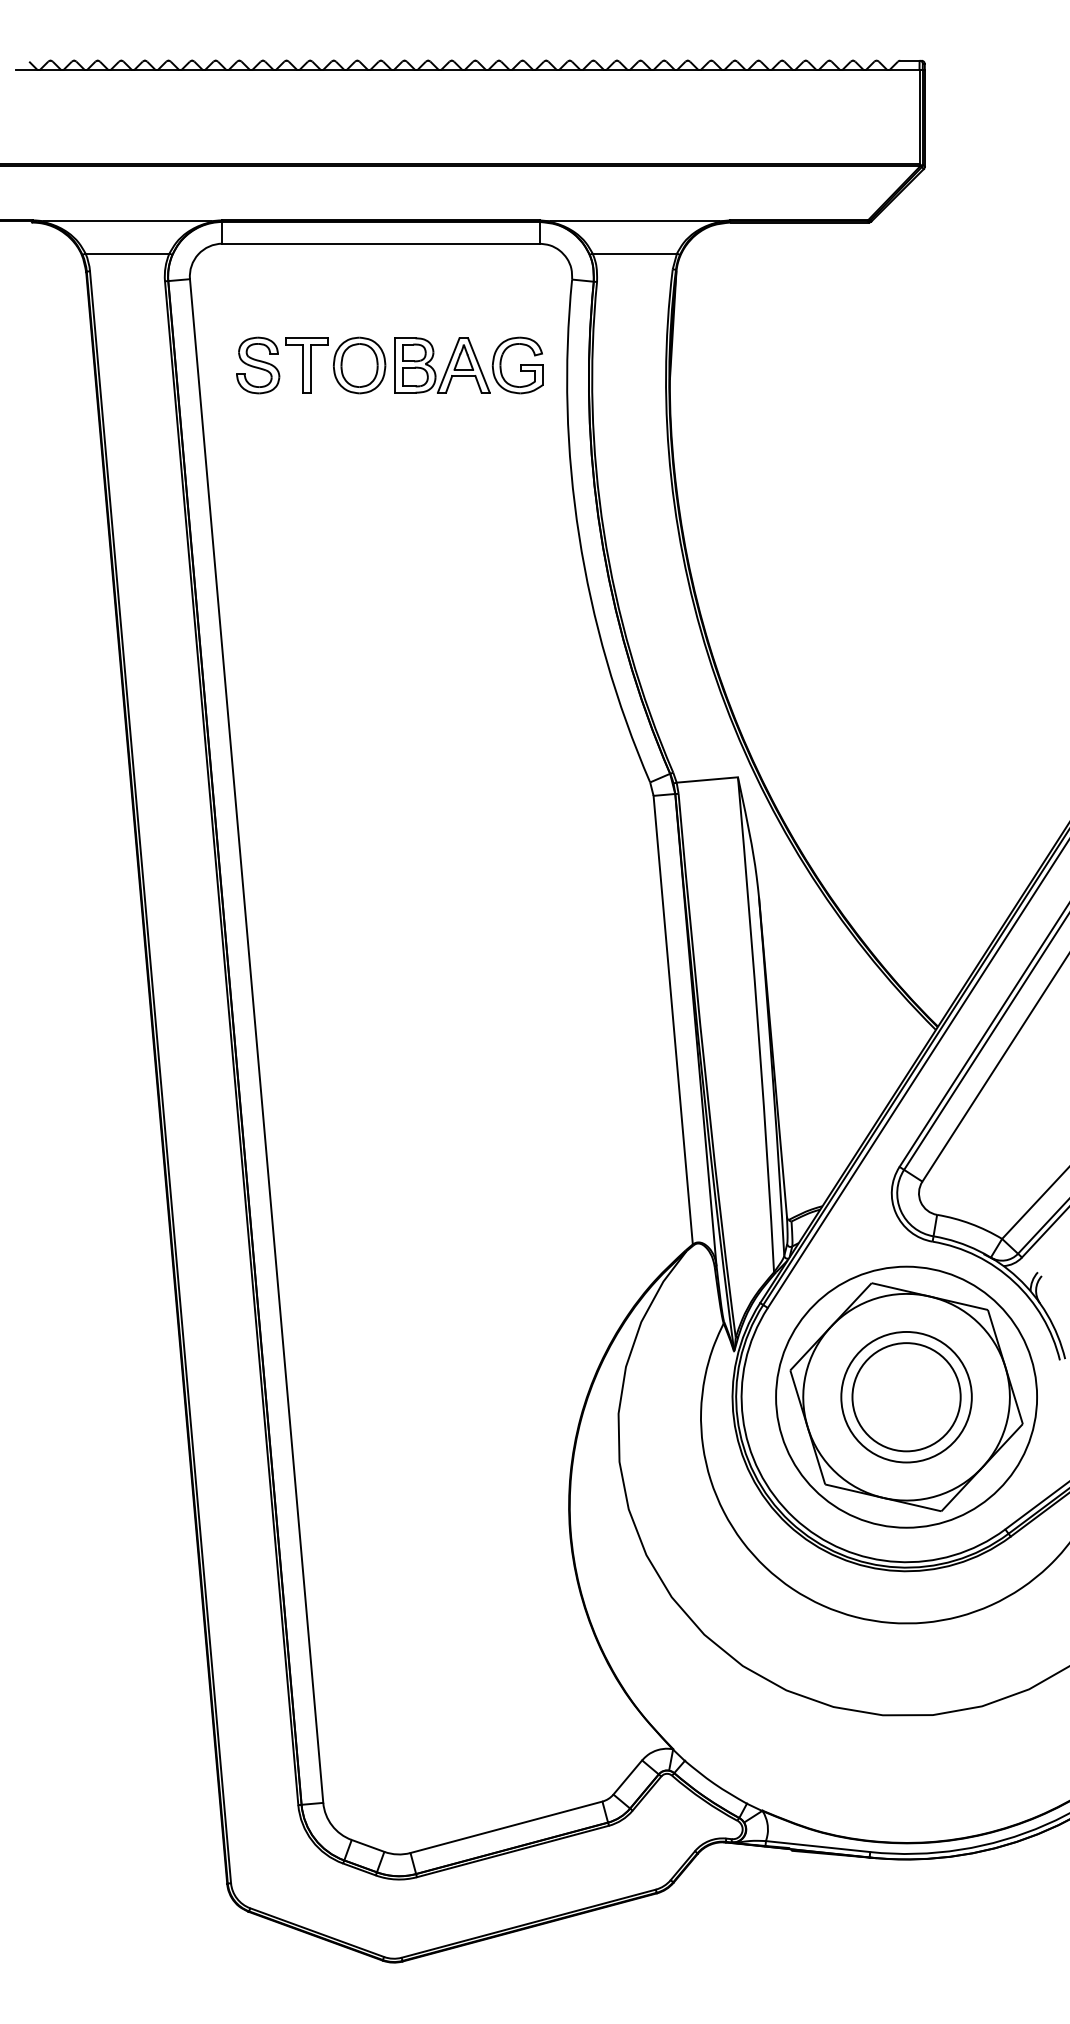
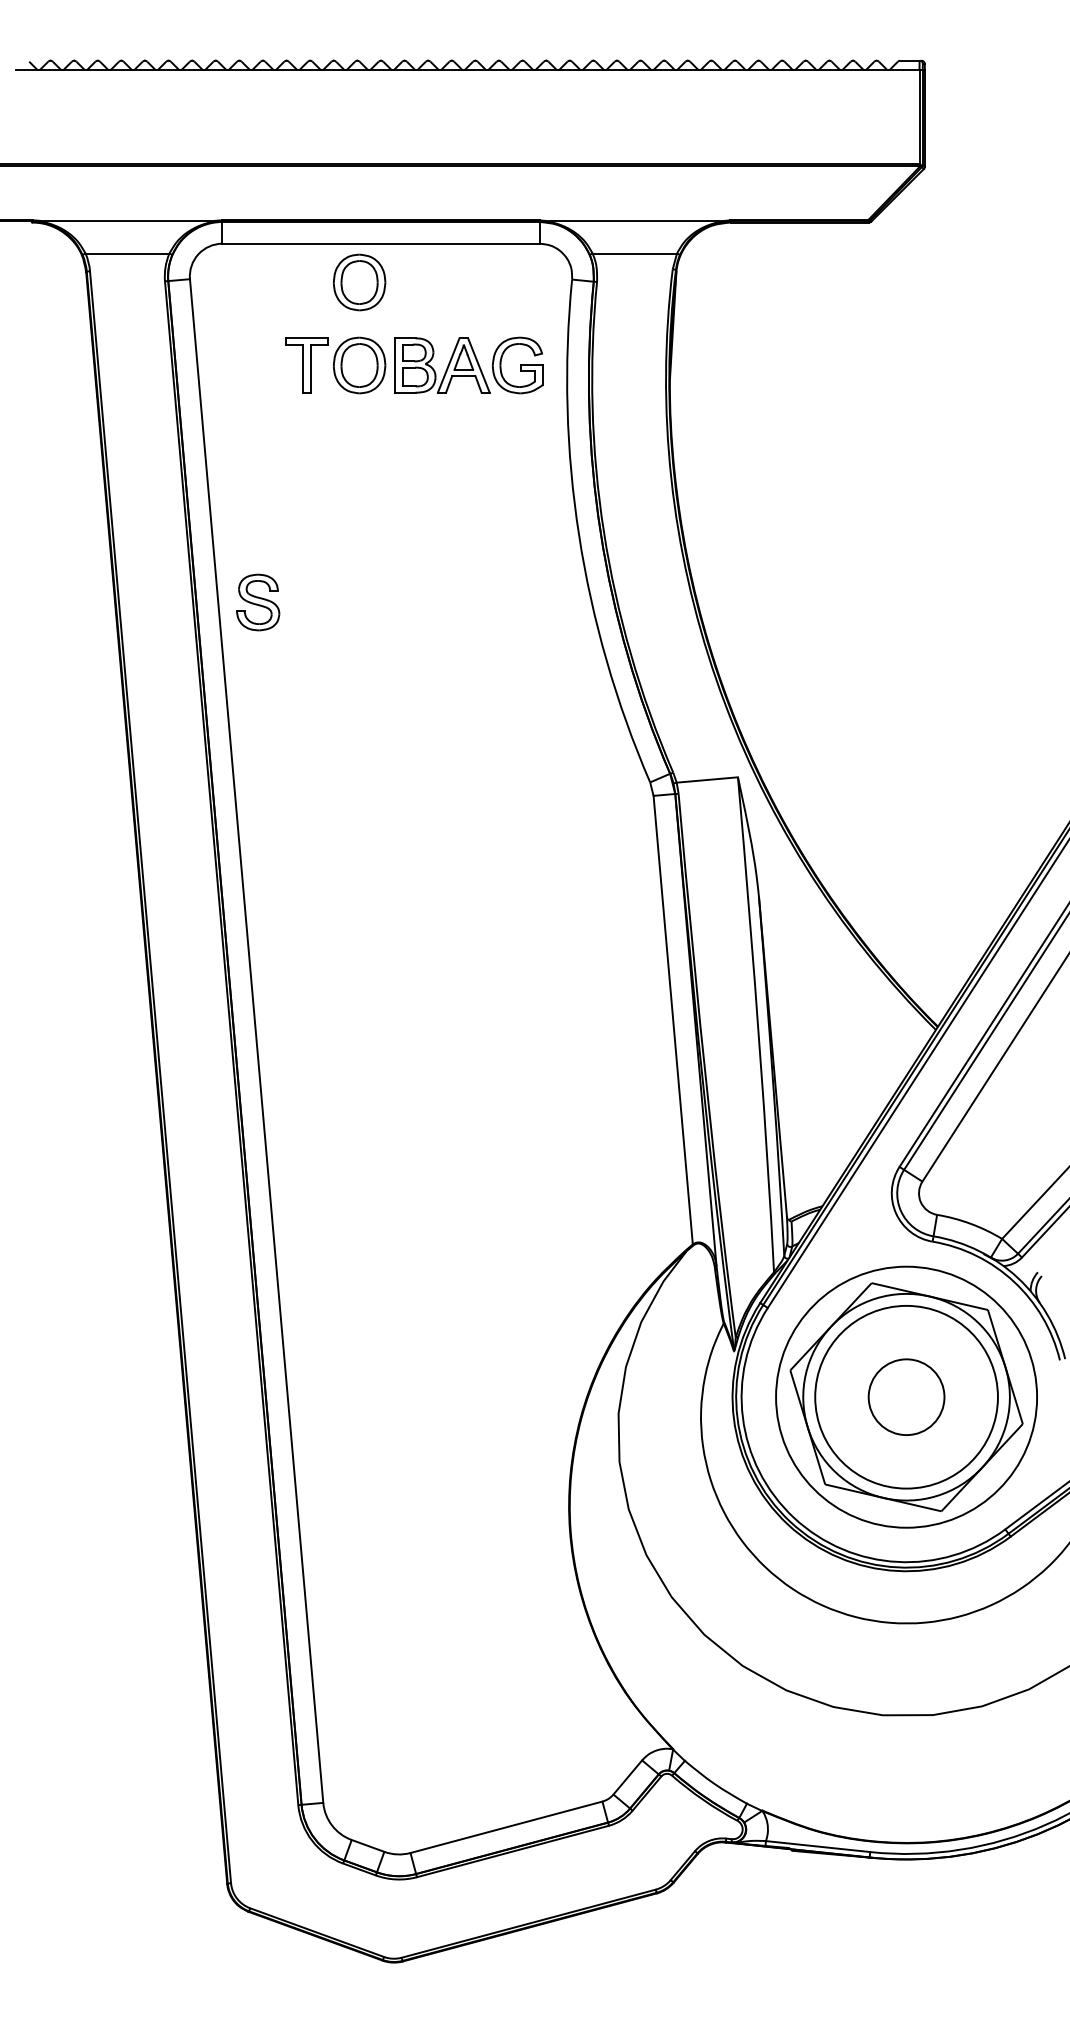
part: none -> present (359, 282)
part position: (258, 365) -> (258, 602) (258, 602)
circle diameter: 131 px -> 183 px (906, 1396)
circle diameter: 108 px -> 76 px (906, 1397)
